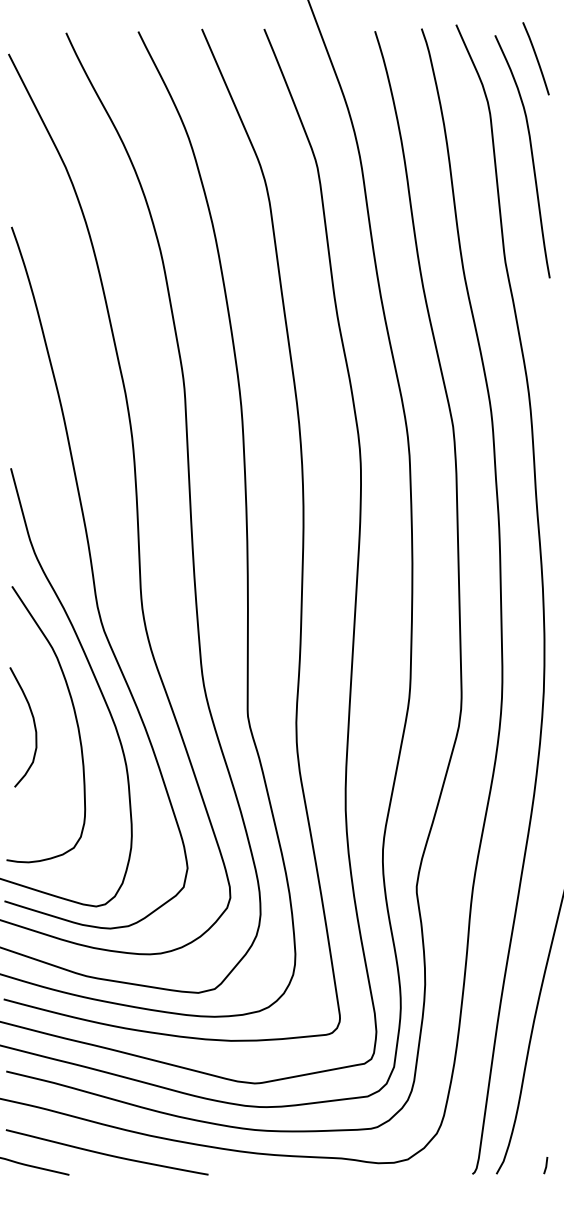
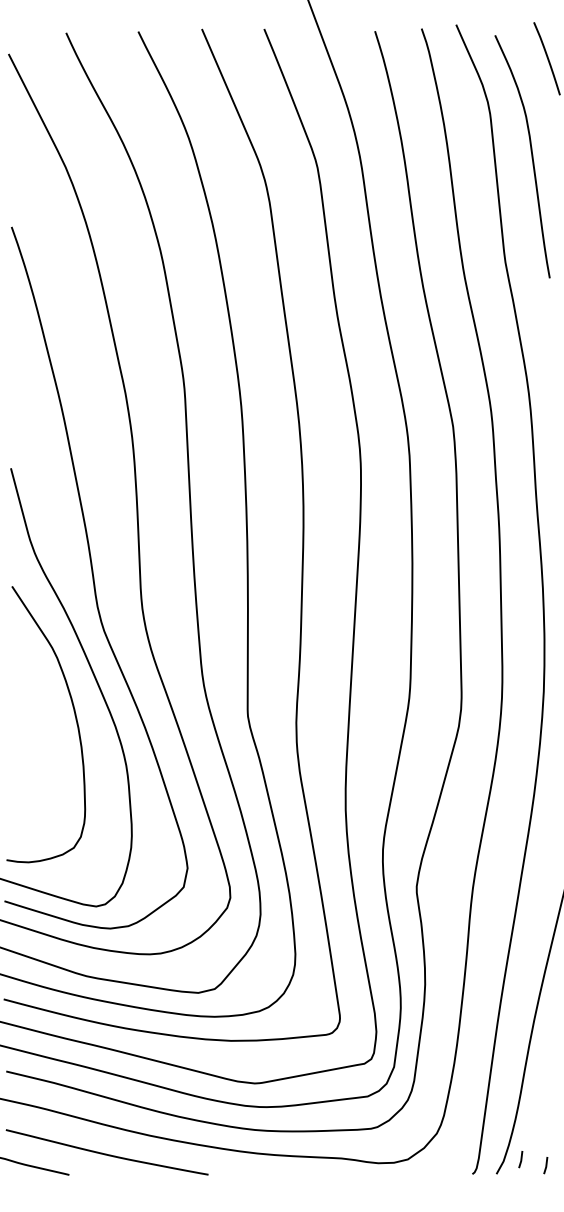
curve position: (535, 57) -> (546, 57) (546, 57)
curve: present -> none (33, 724)
line: none -> present (520, 1159)
